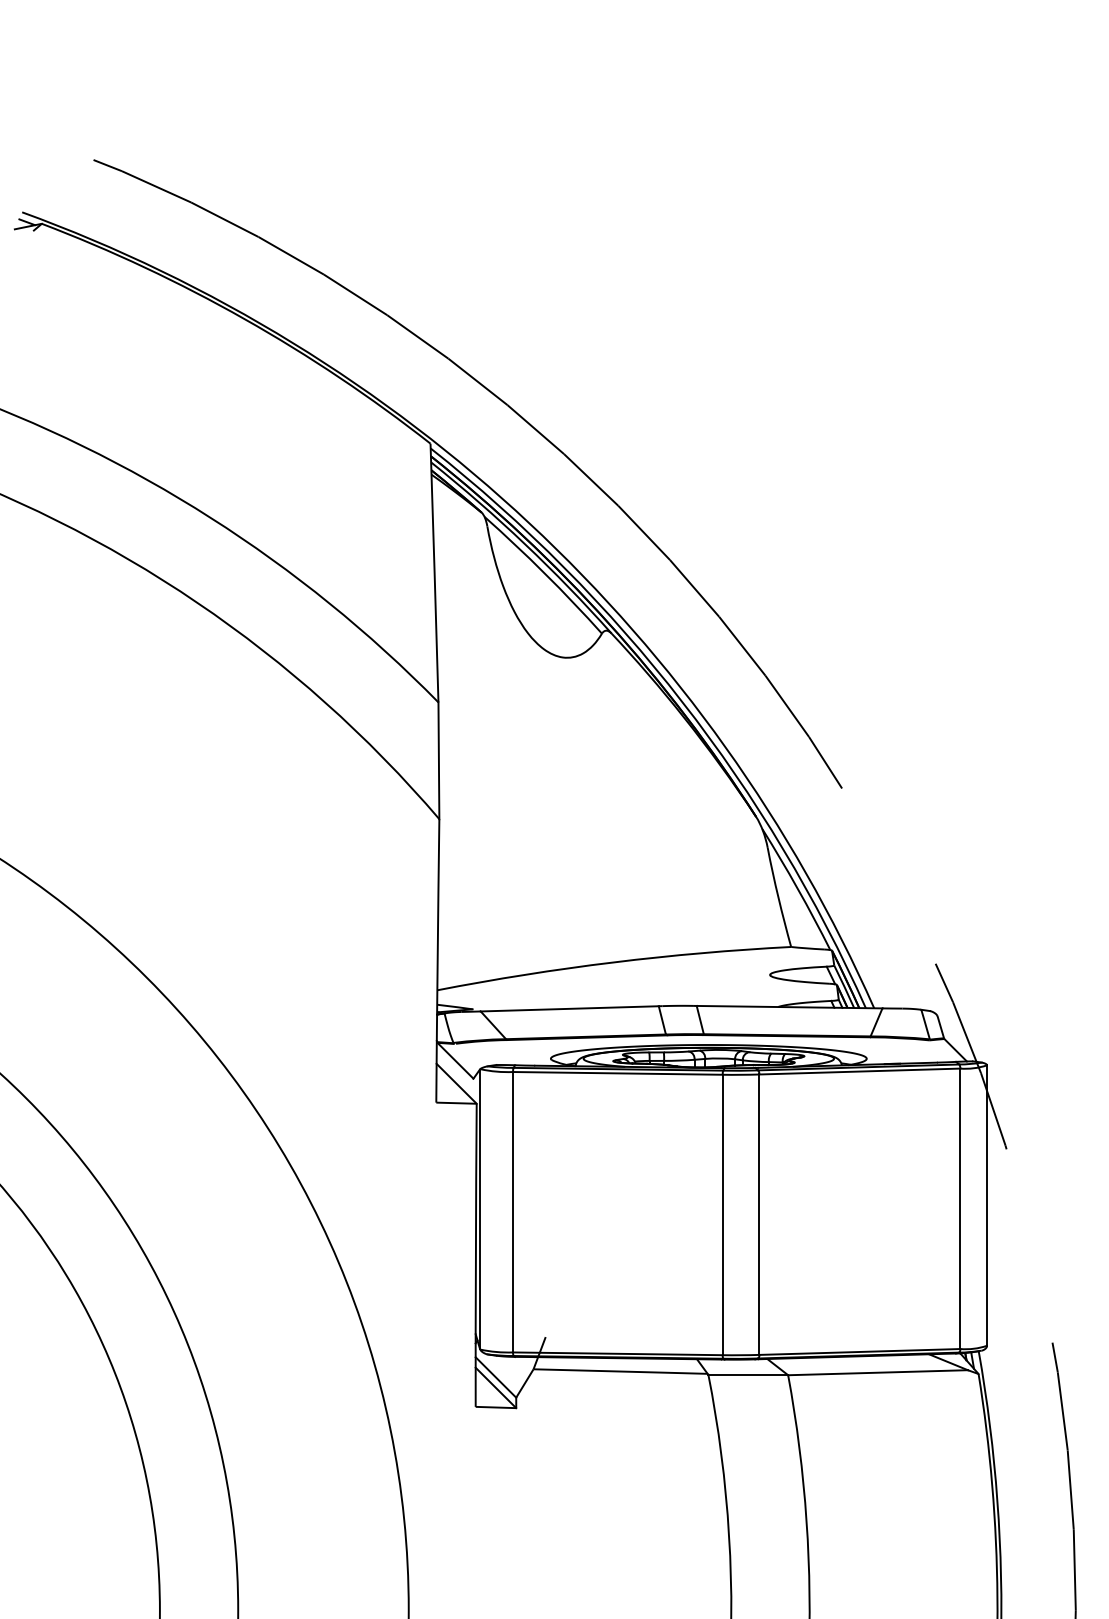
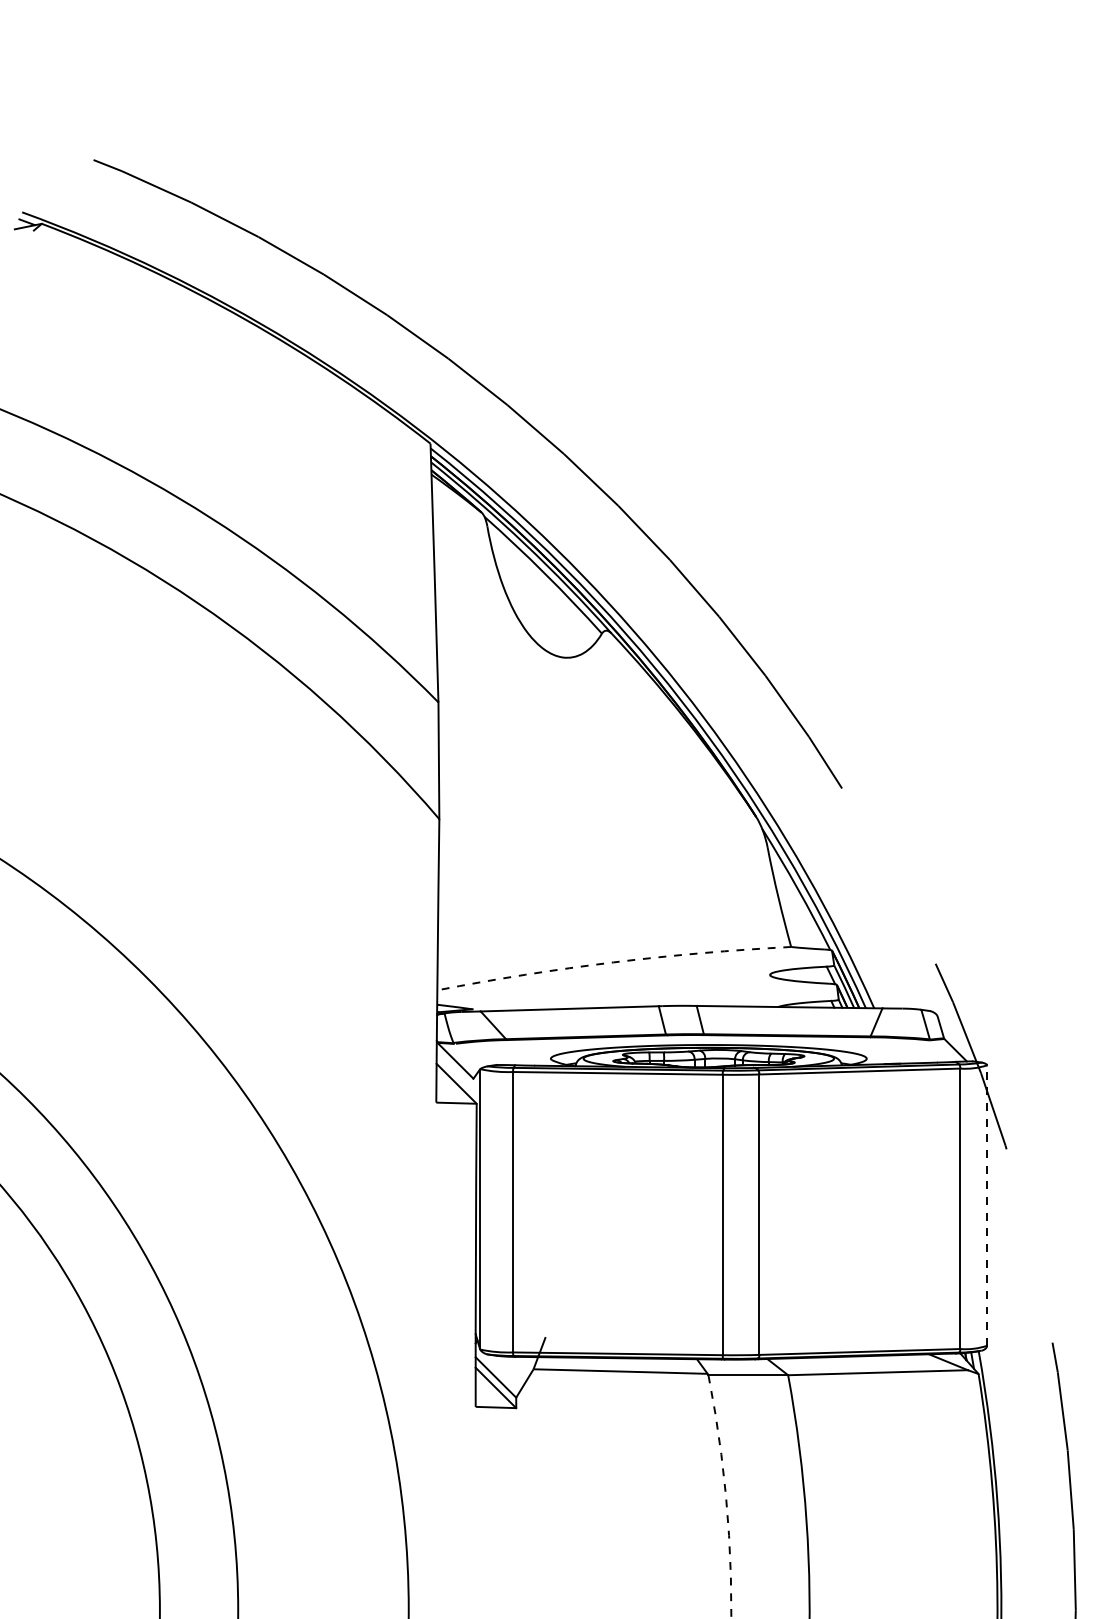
arc: solid -> dashed (613, 962)
line: solid -> dashed (986, 1205)
arc: solid -> dashed (725, 1496)
